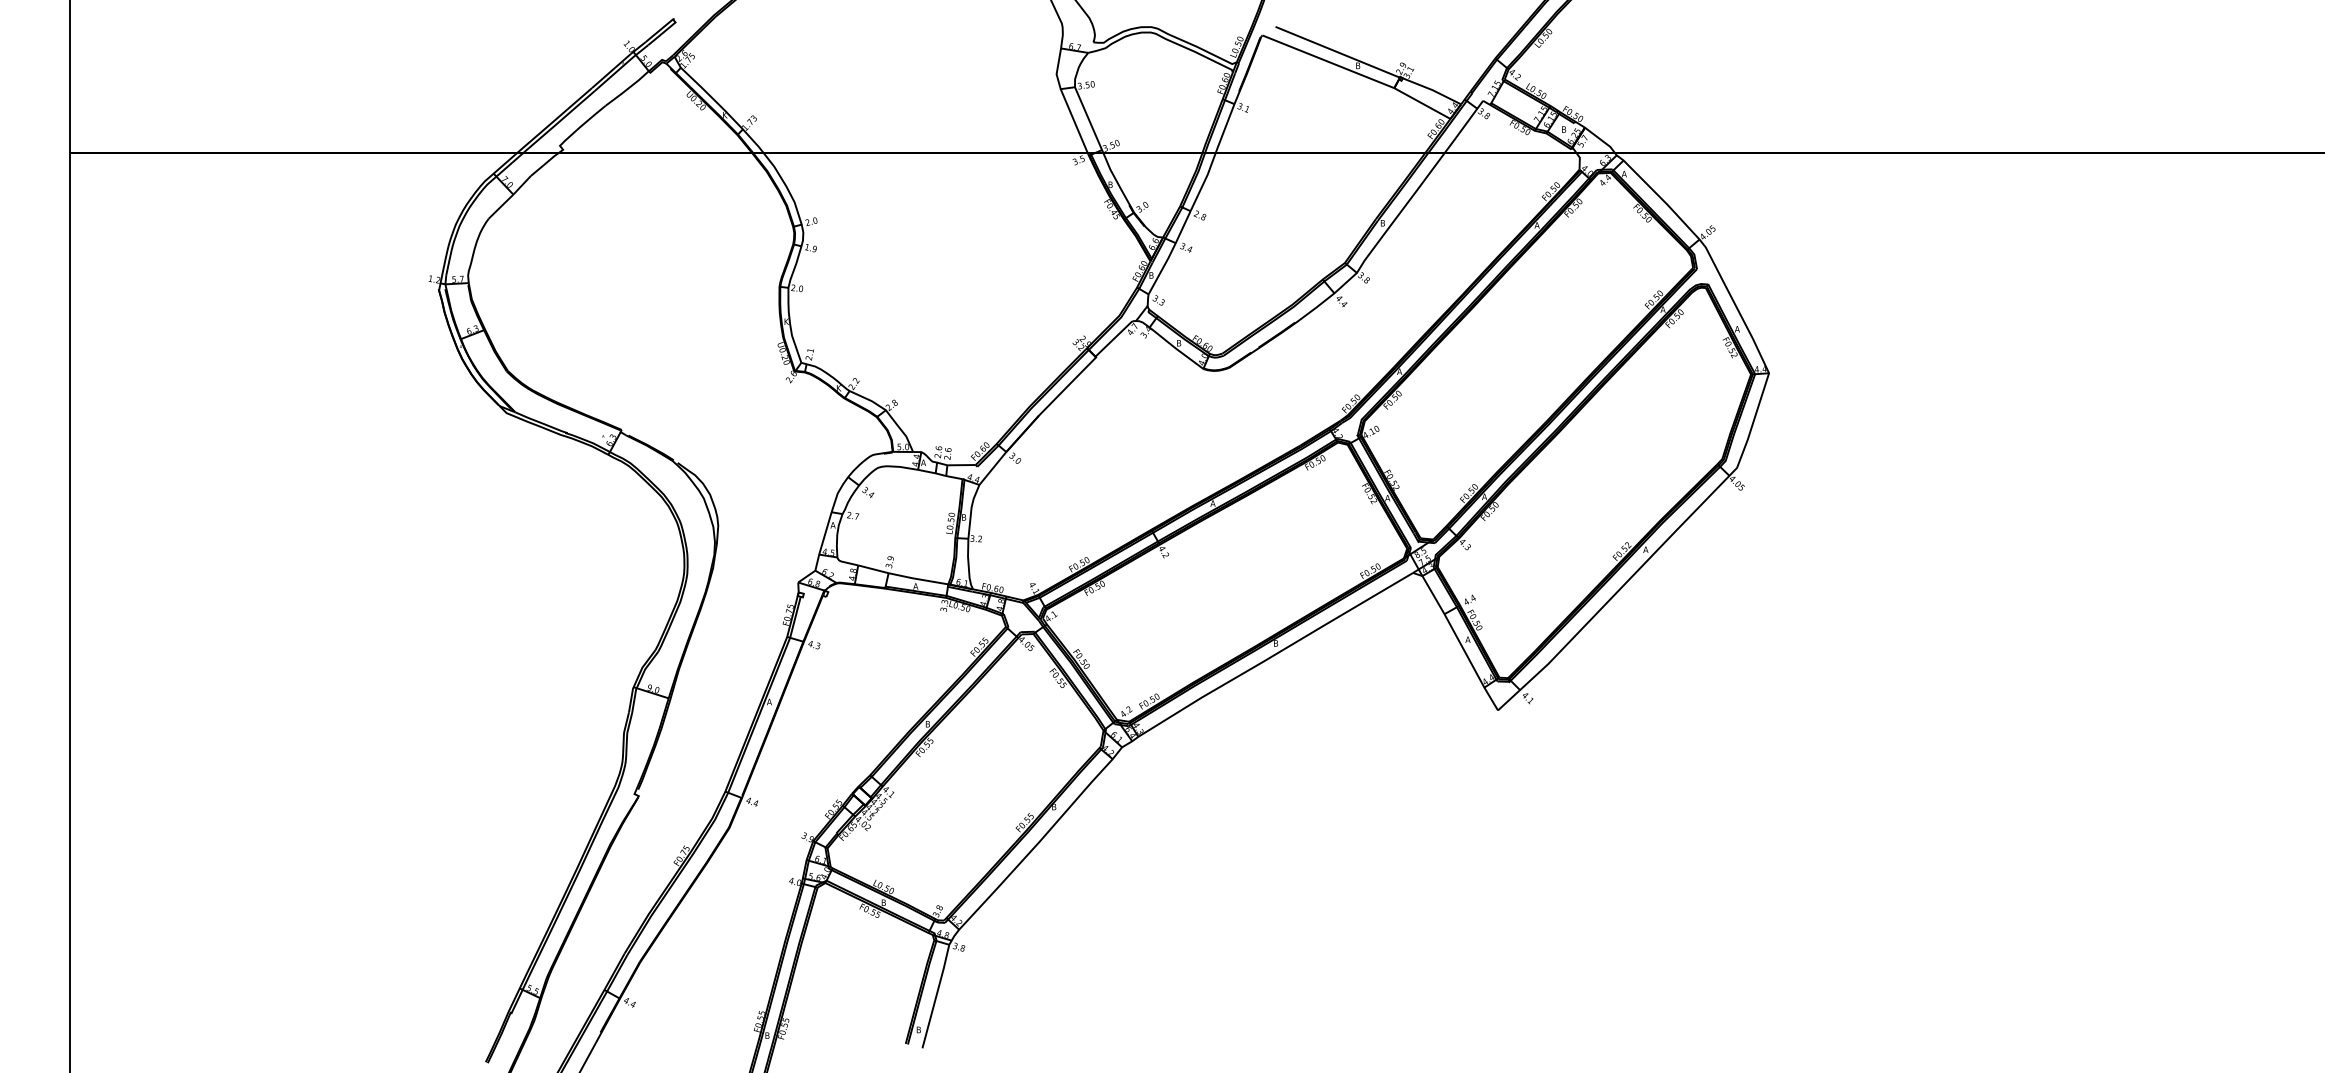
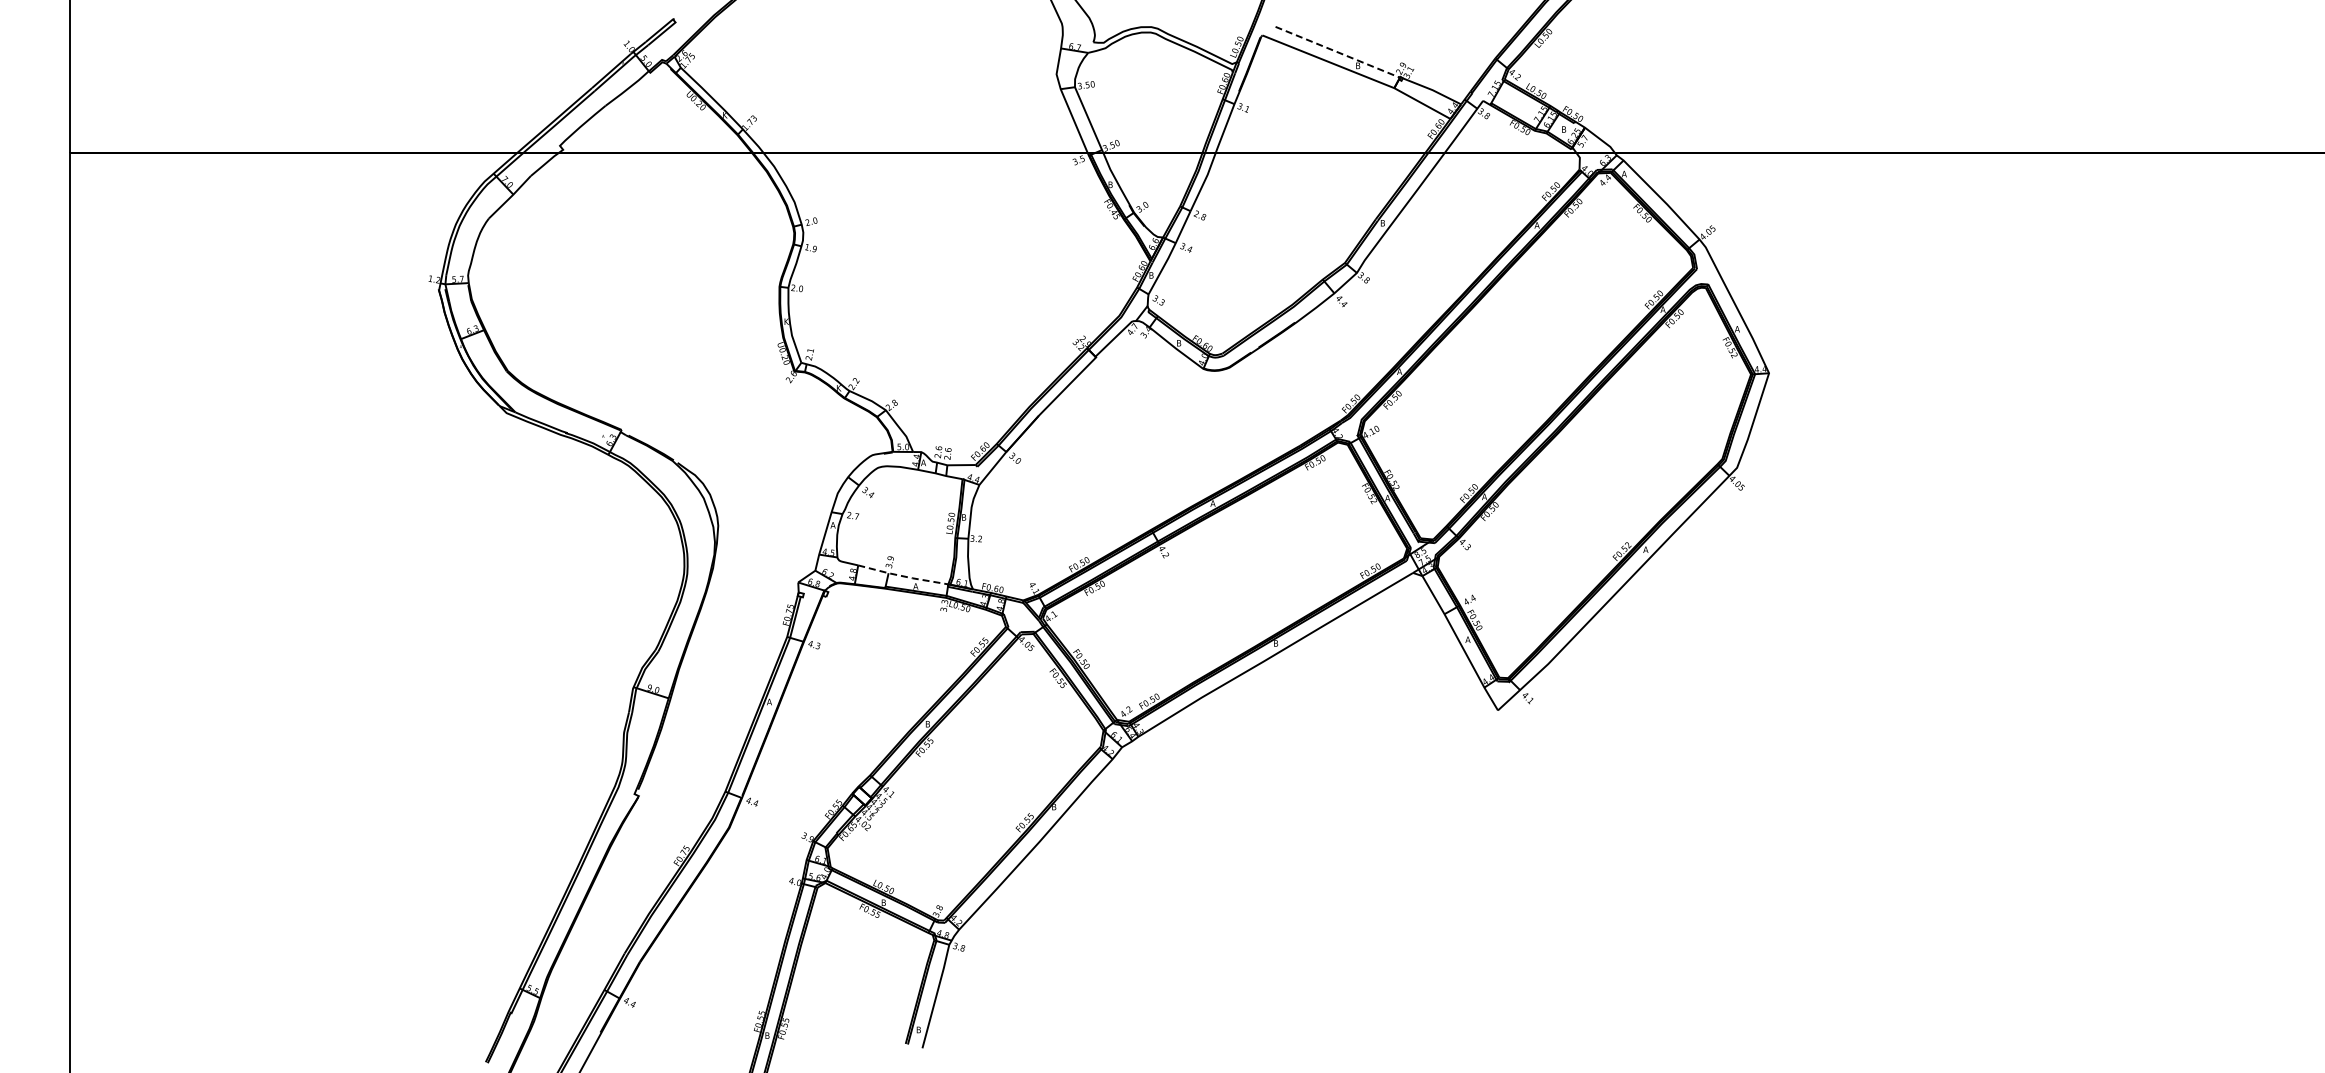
line: solid -> dashed (1338, 52)
line: solid -> dashed (903, 576)
